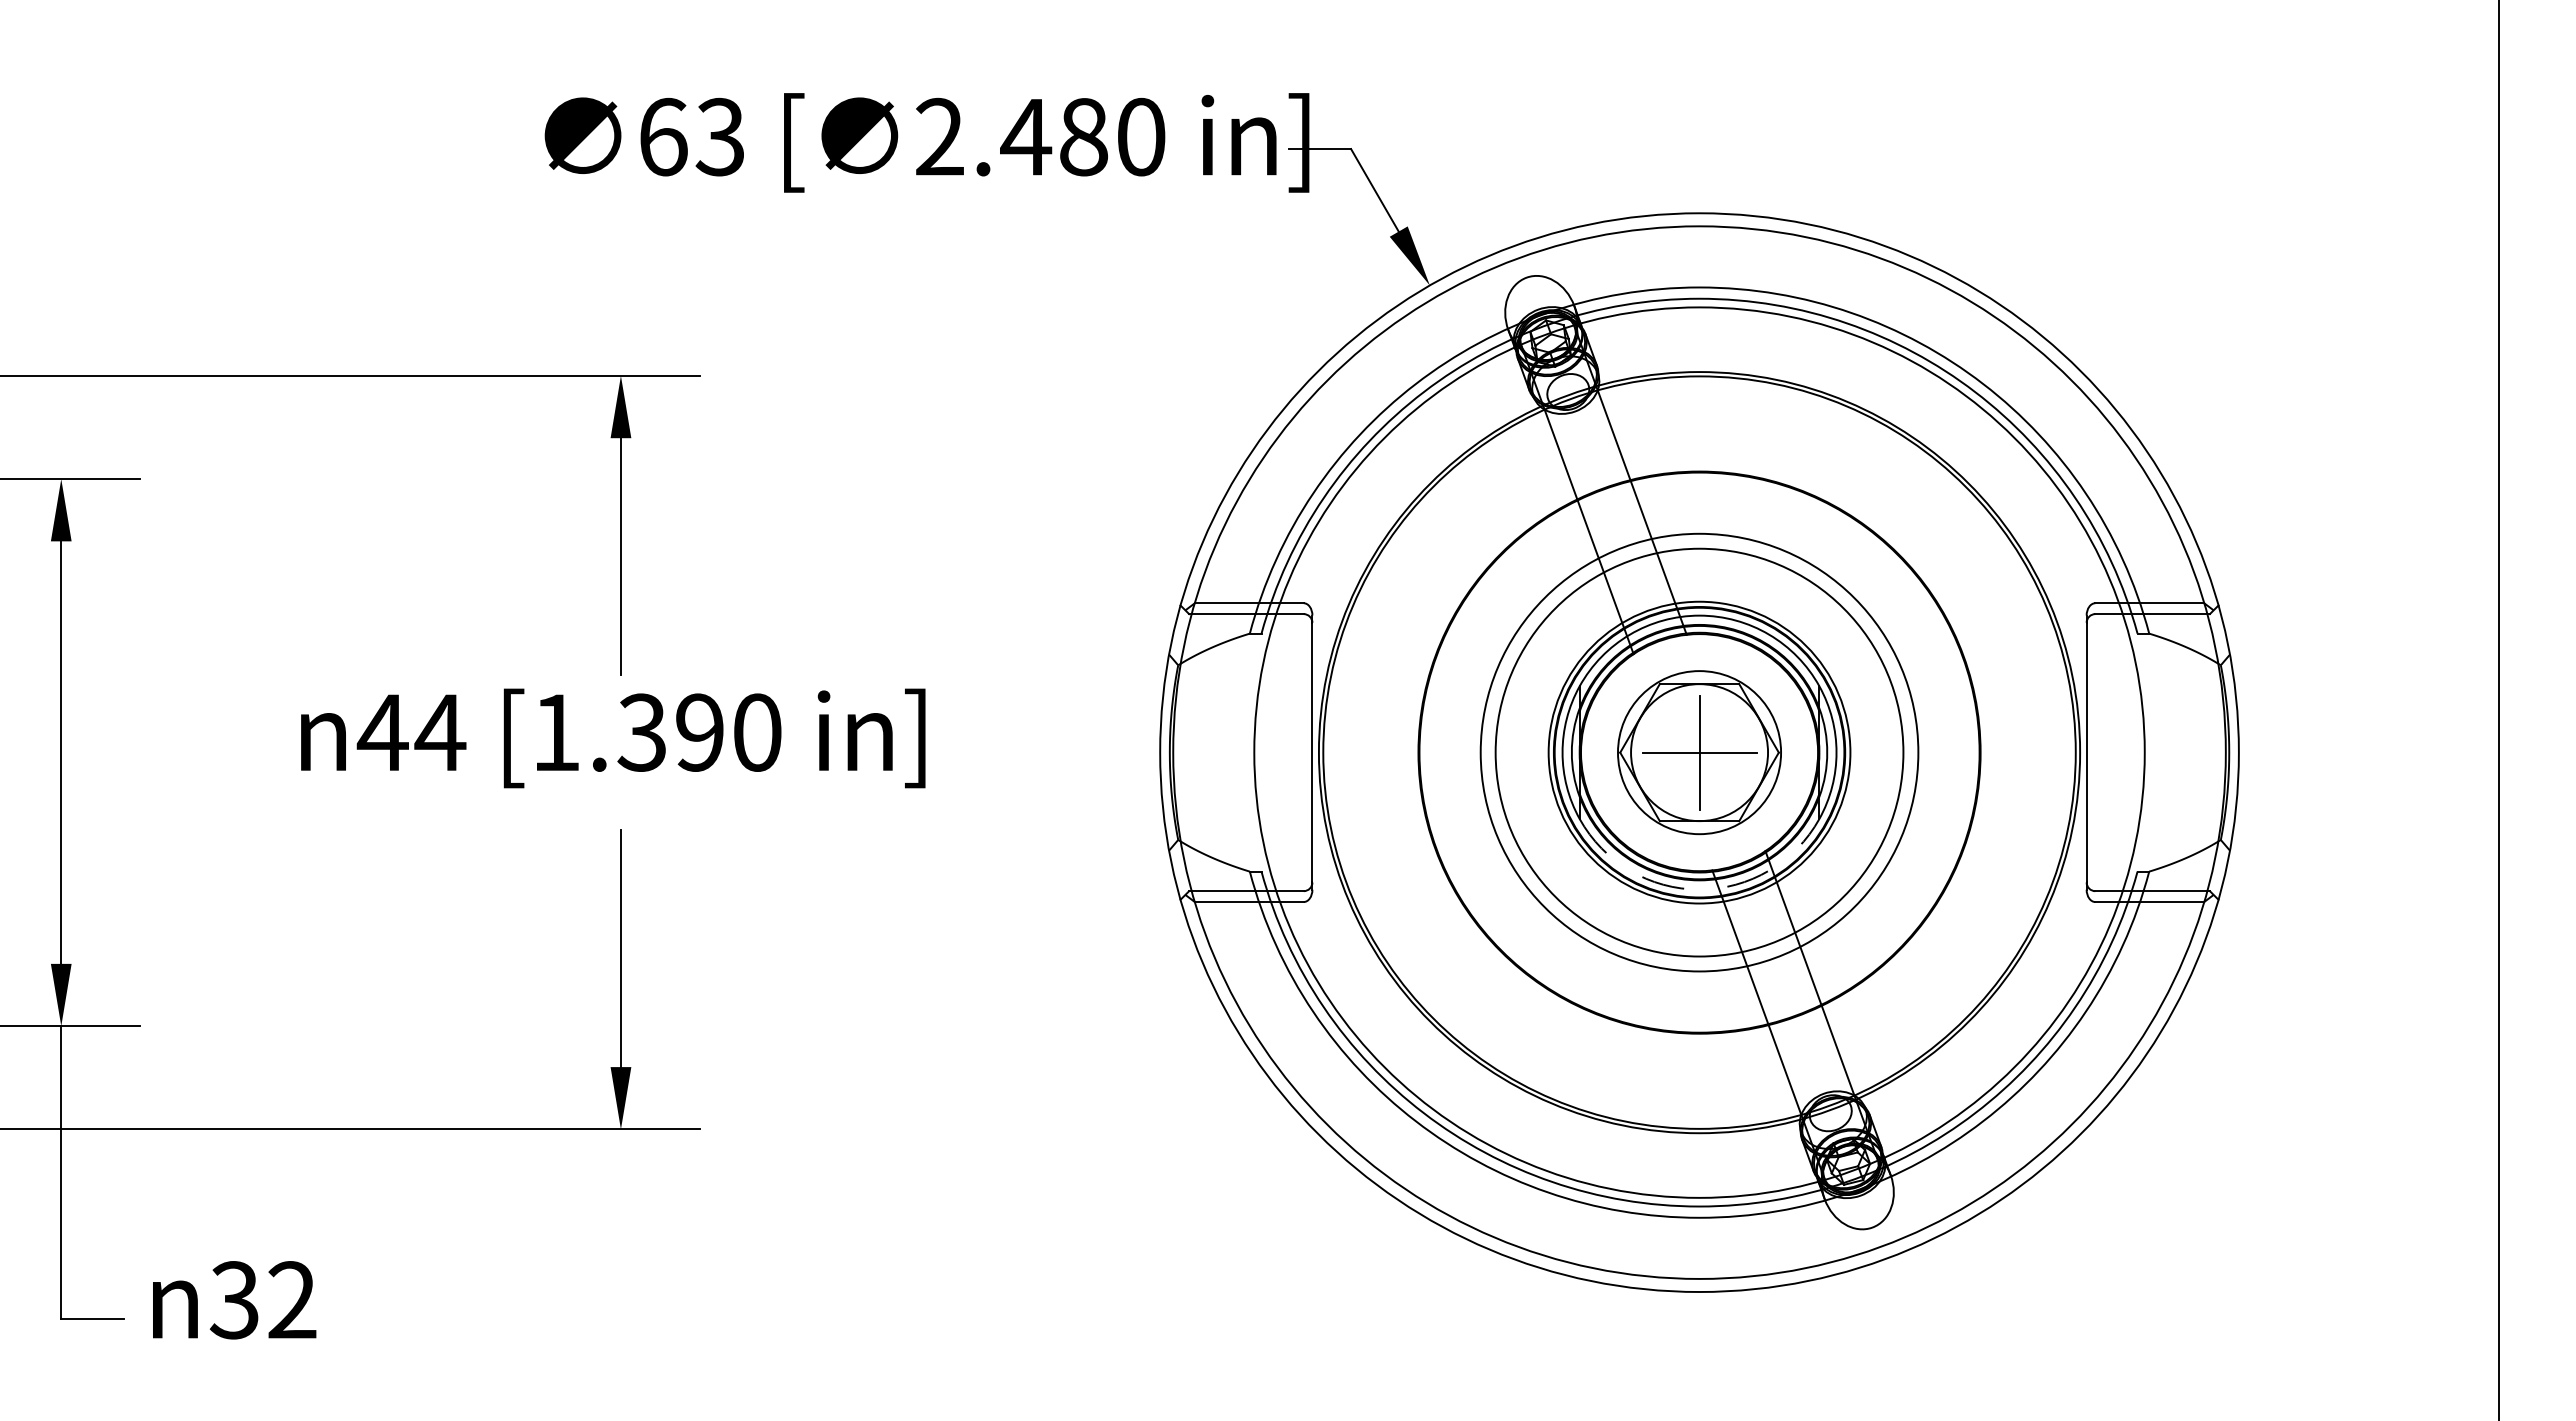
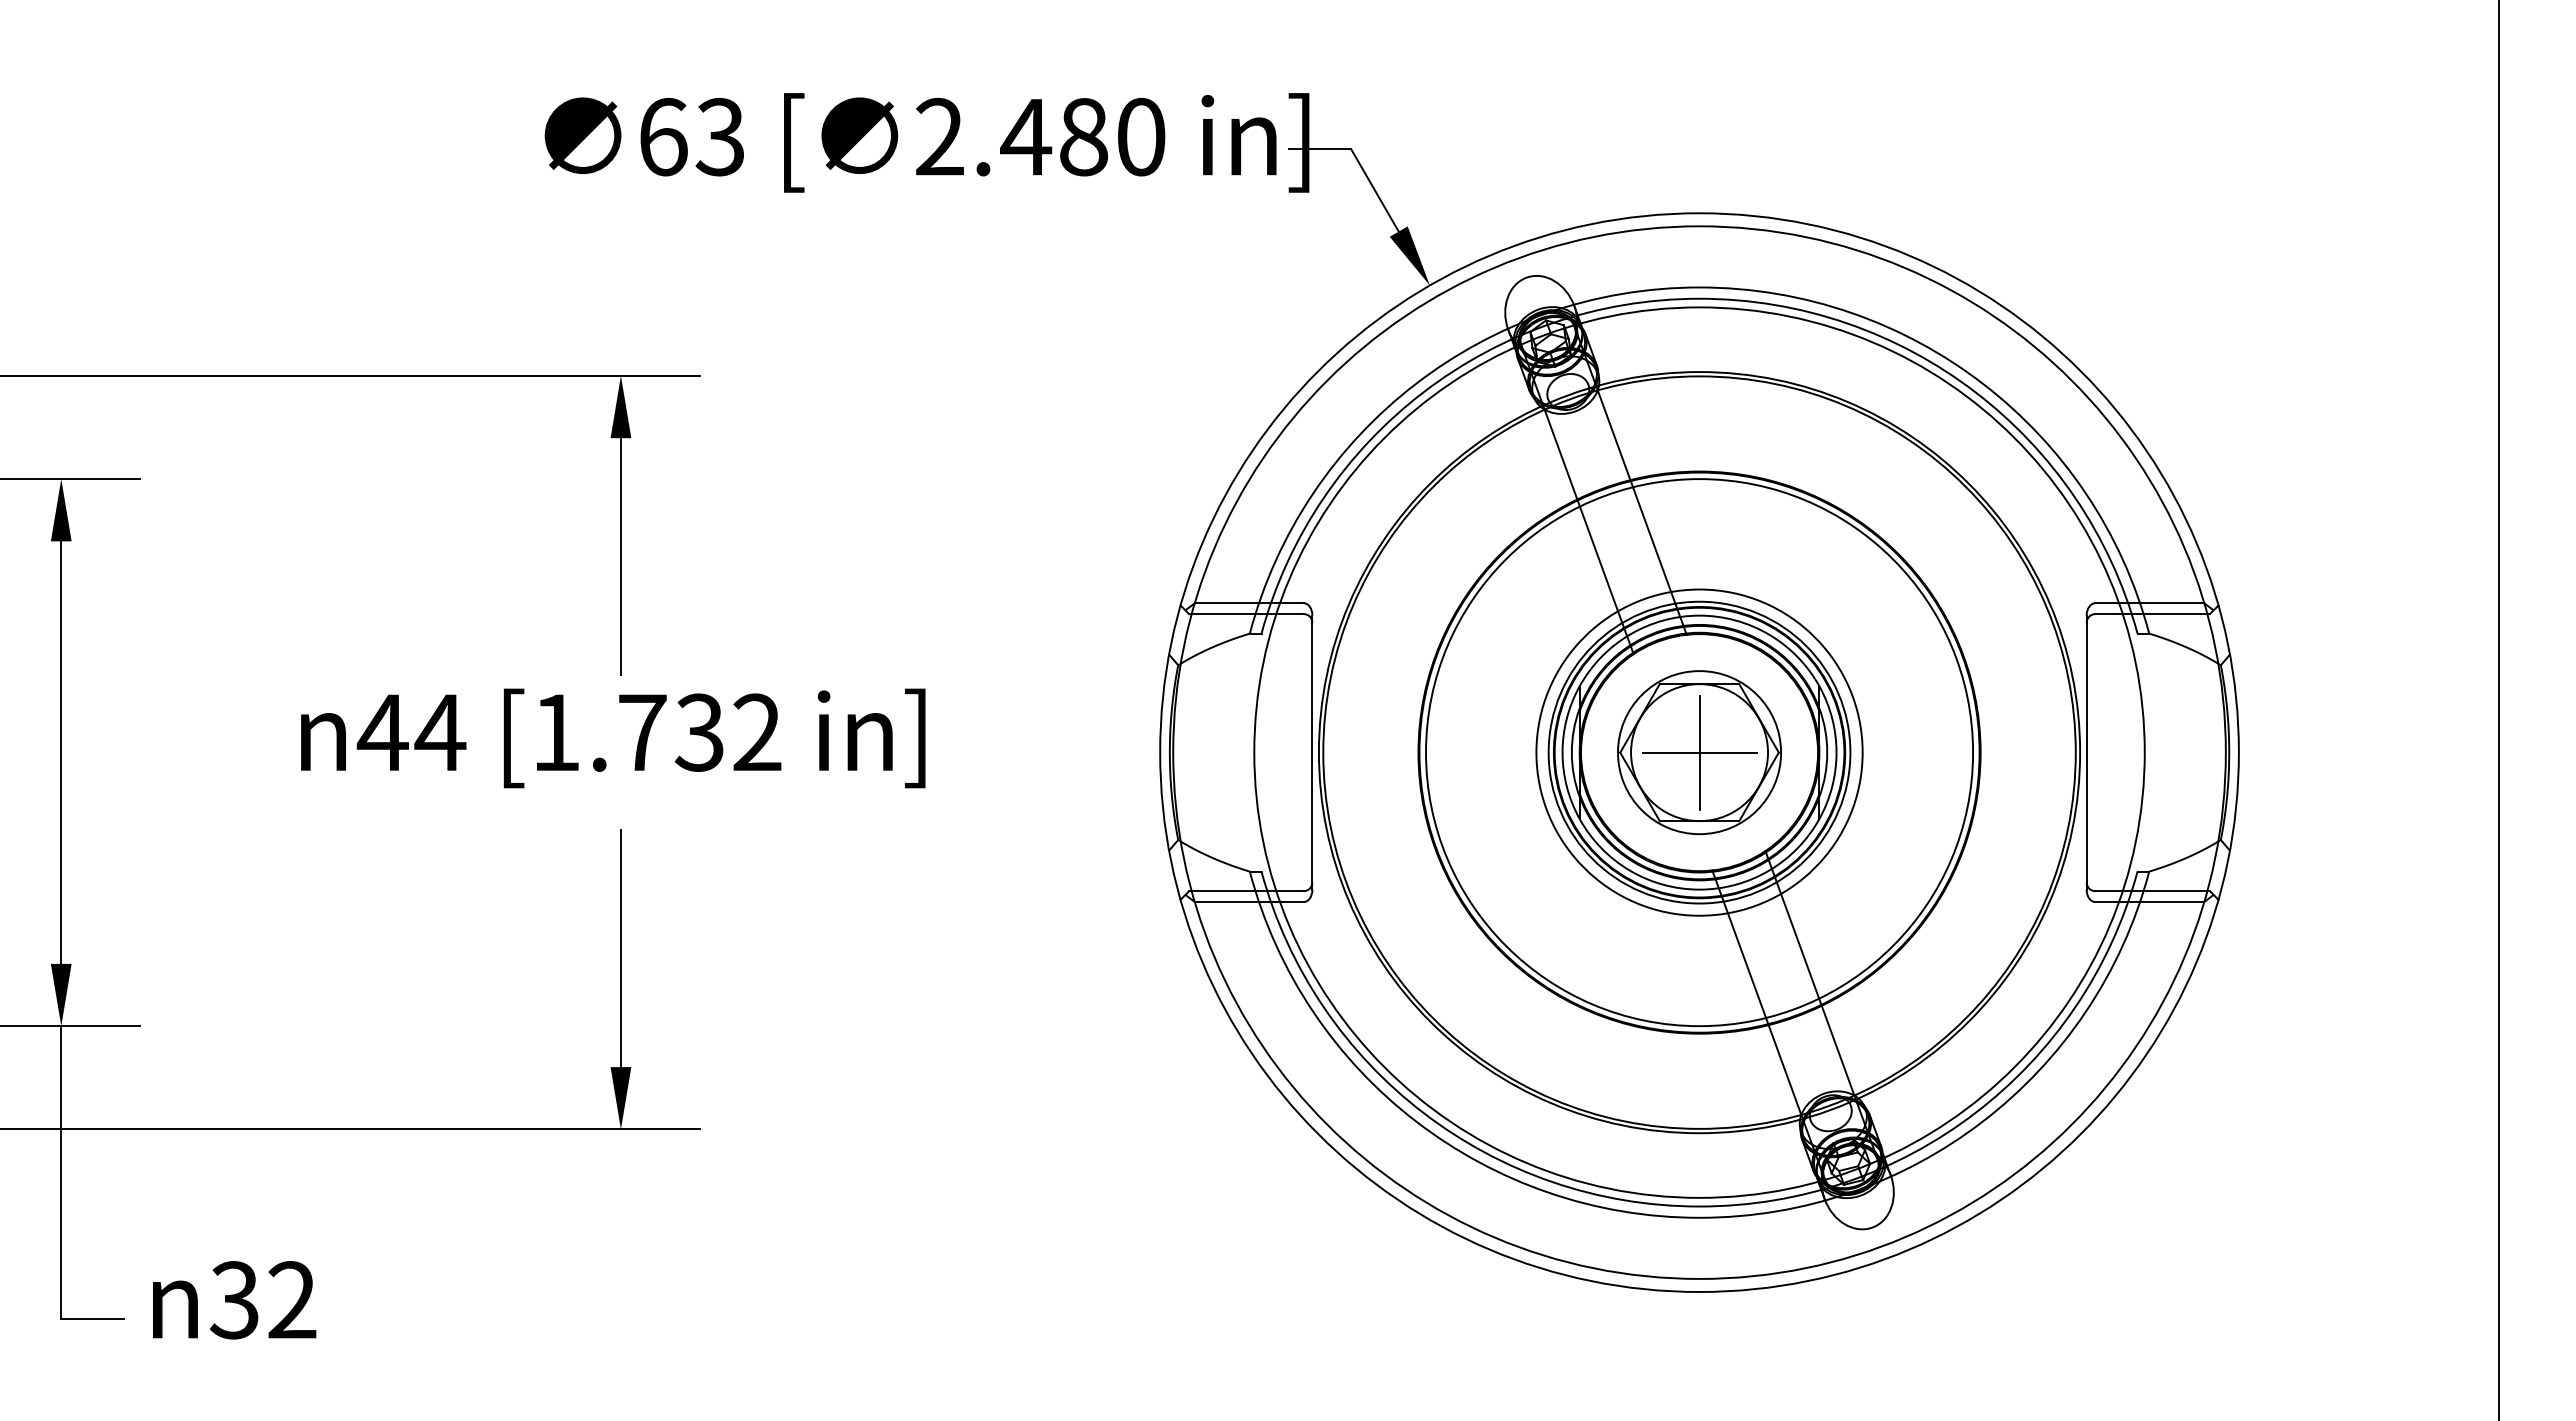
text: [1.390 -> [1.732 (699, 732)
circle diameter: 408 px -> 326 px (1699, 752)
circle diameter: 438 px -> 547 px (1699, 752)
arc: dashed -> solid (1699, 889)
